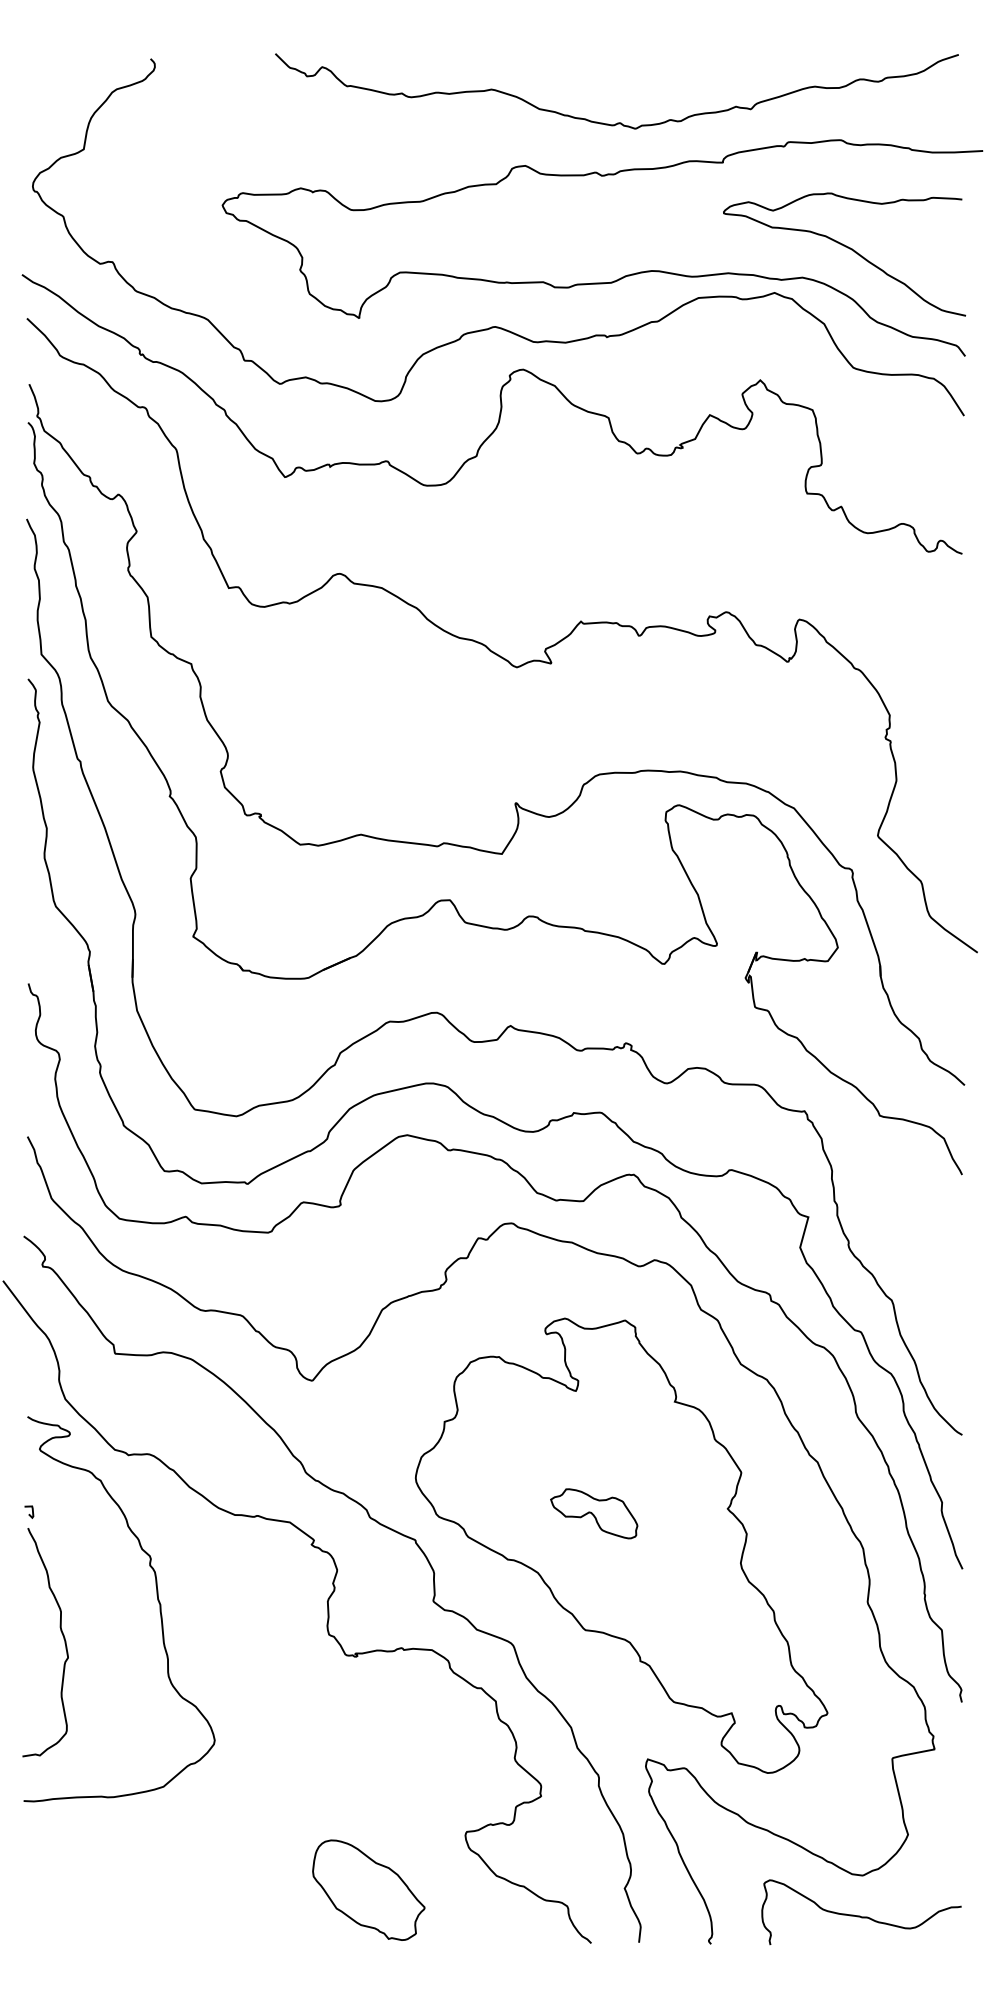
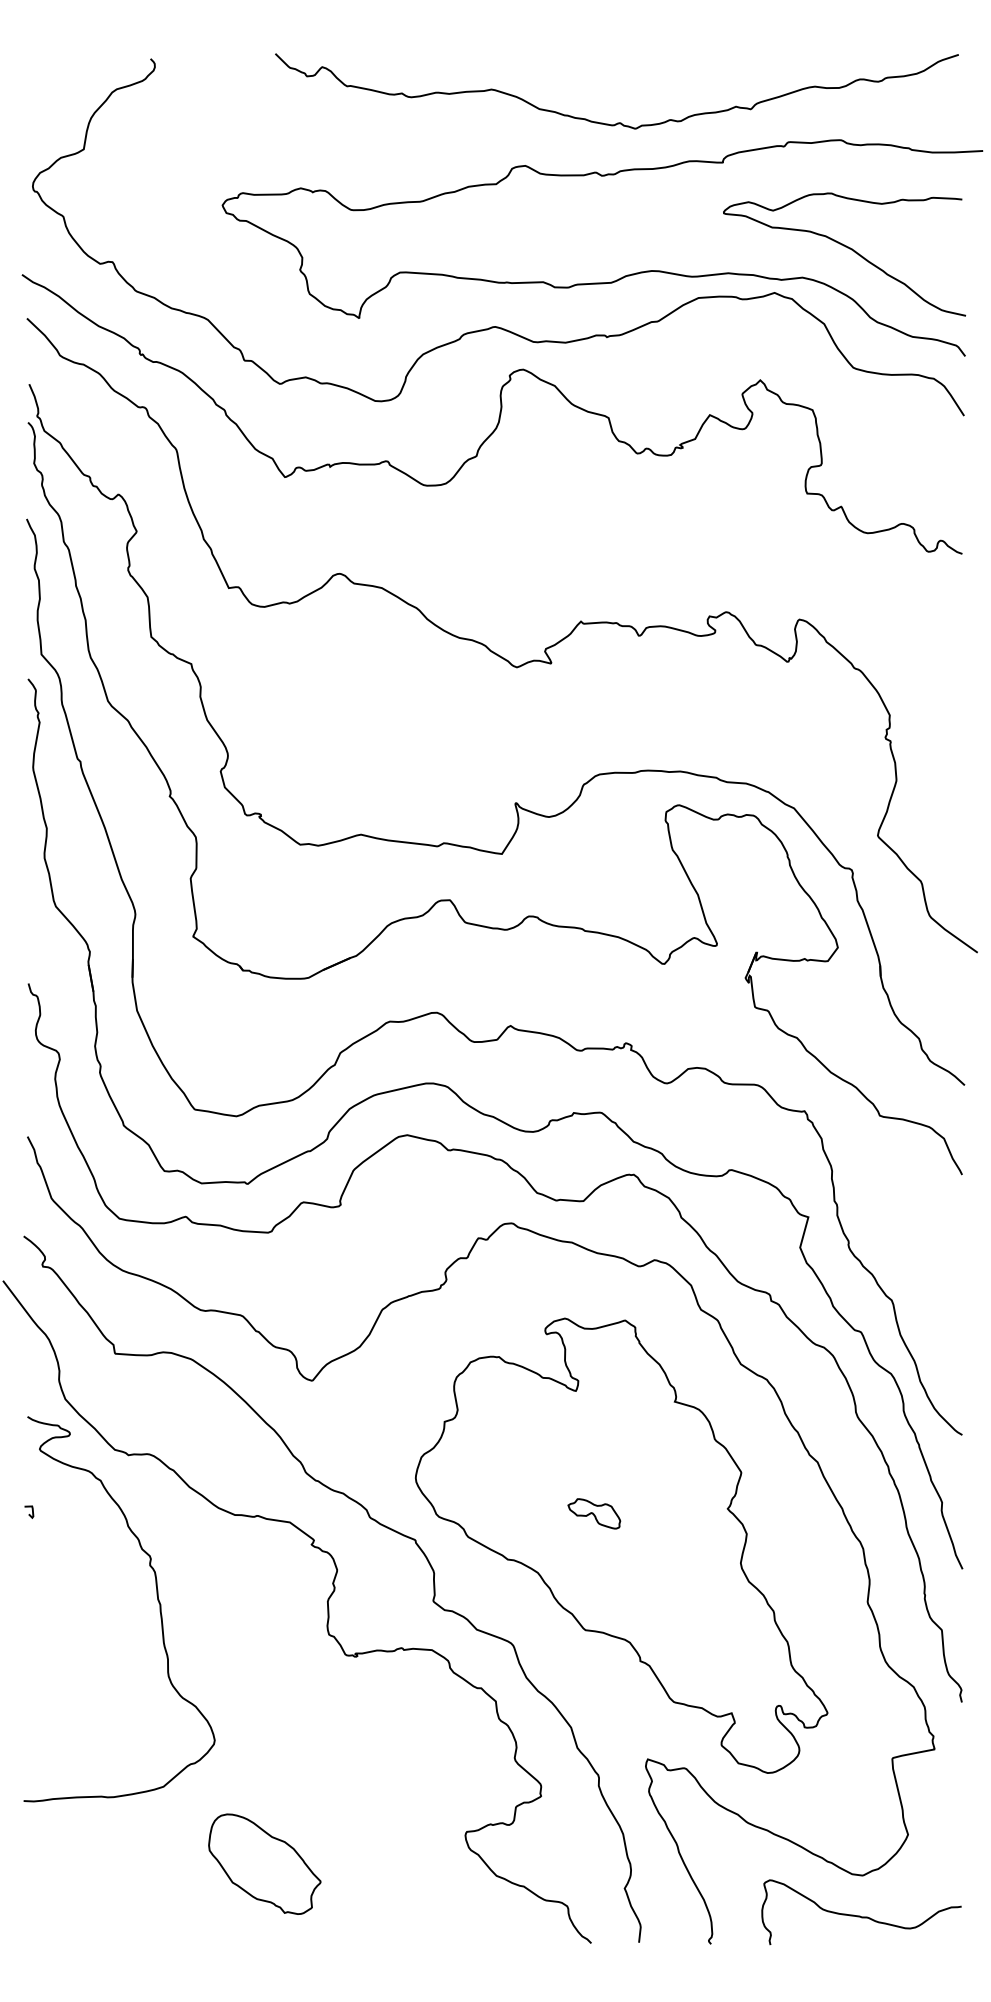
part size: 89x52 px -> 55x32 px (594, 1513)
curve: present -> none (63, 1639)
part position: (368, 1889) -> (264, 1863) (264, 1863)
